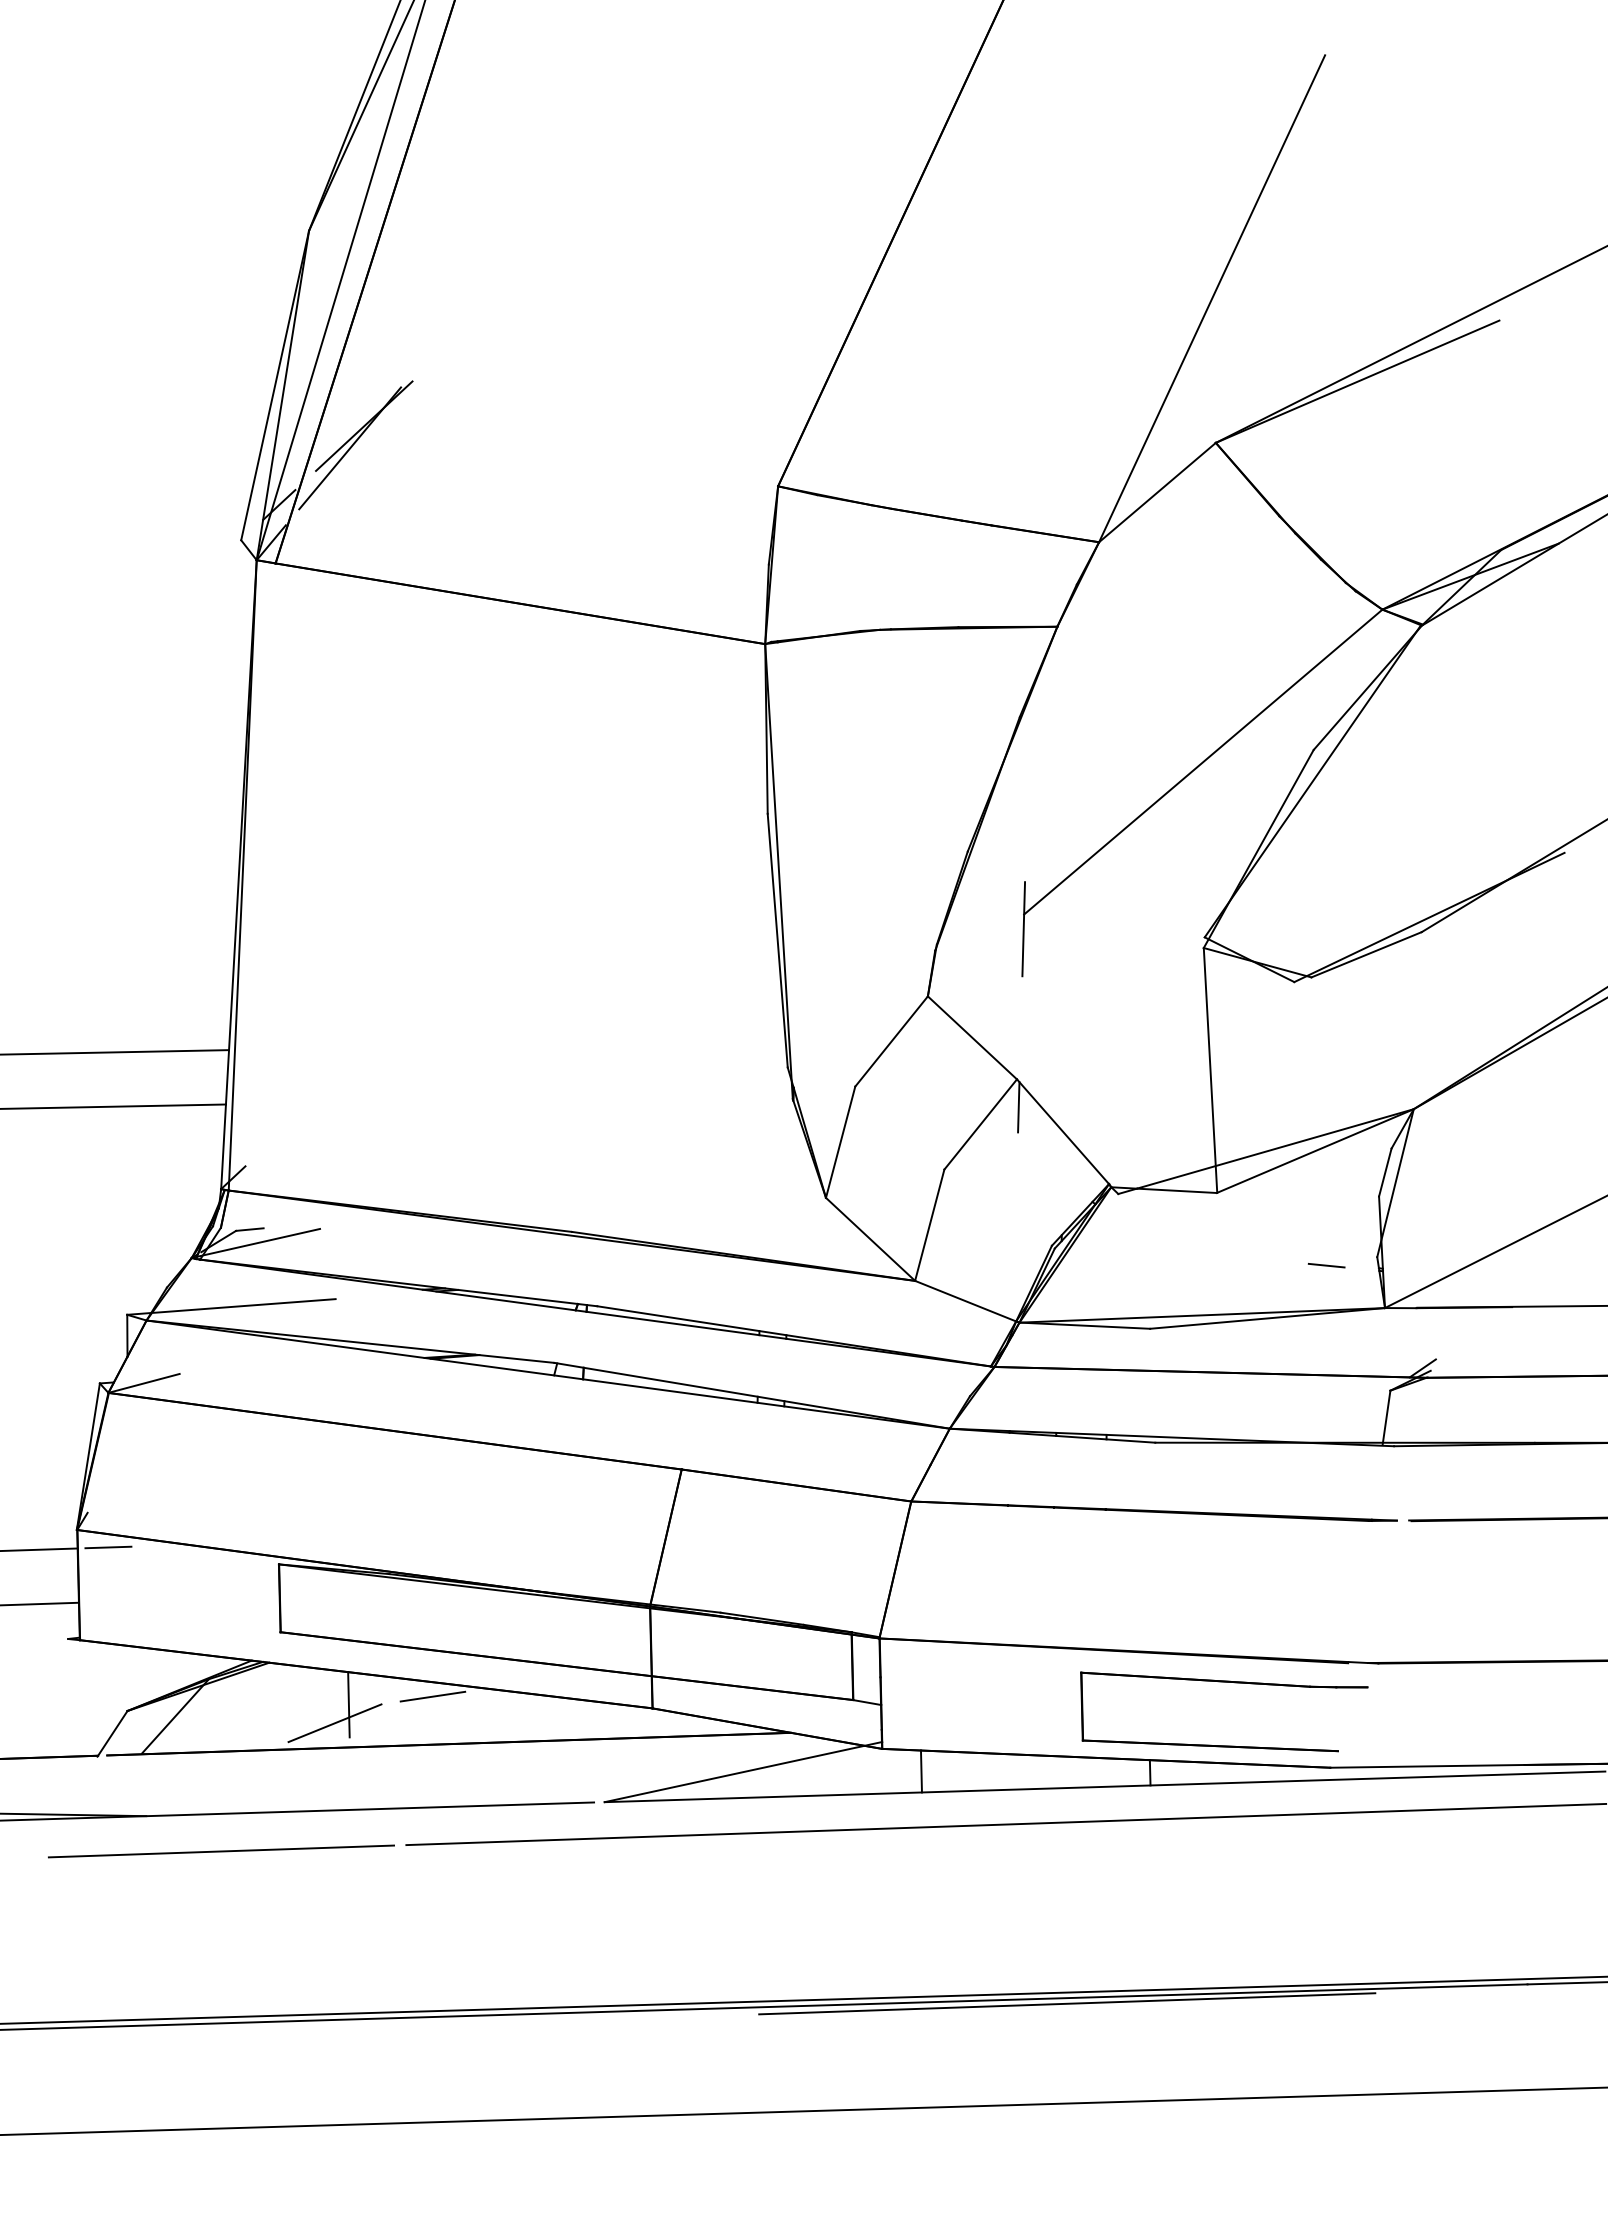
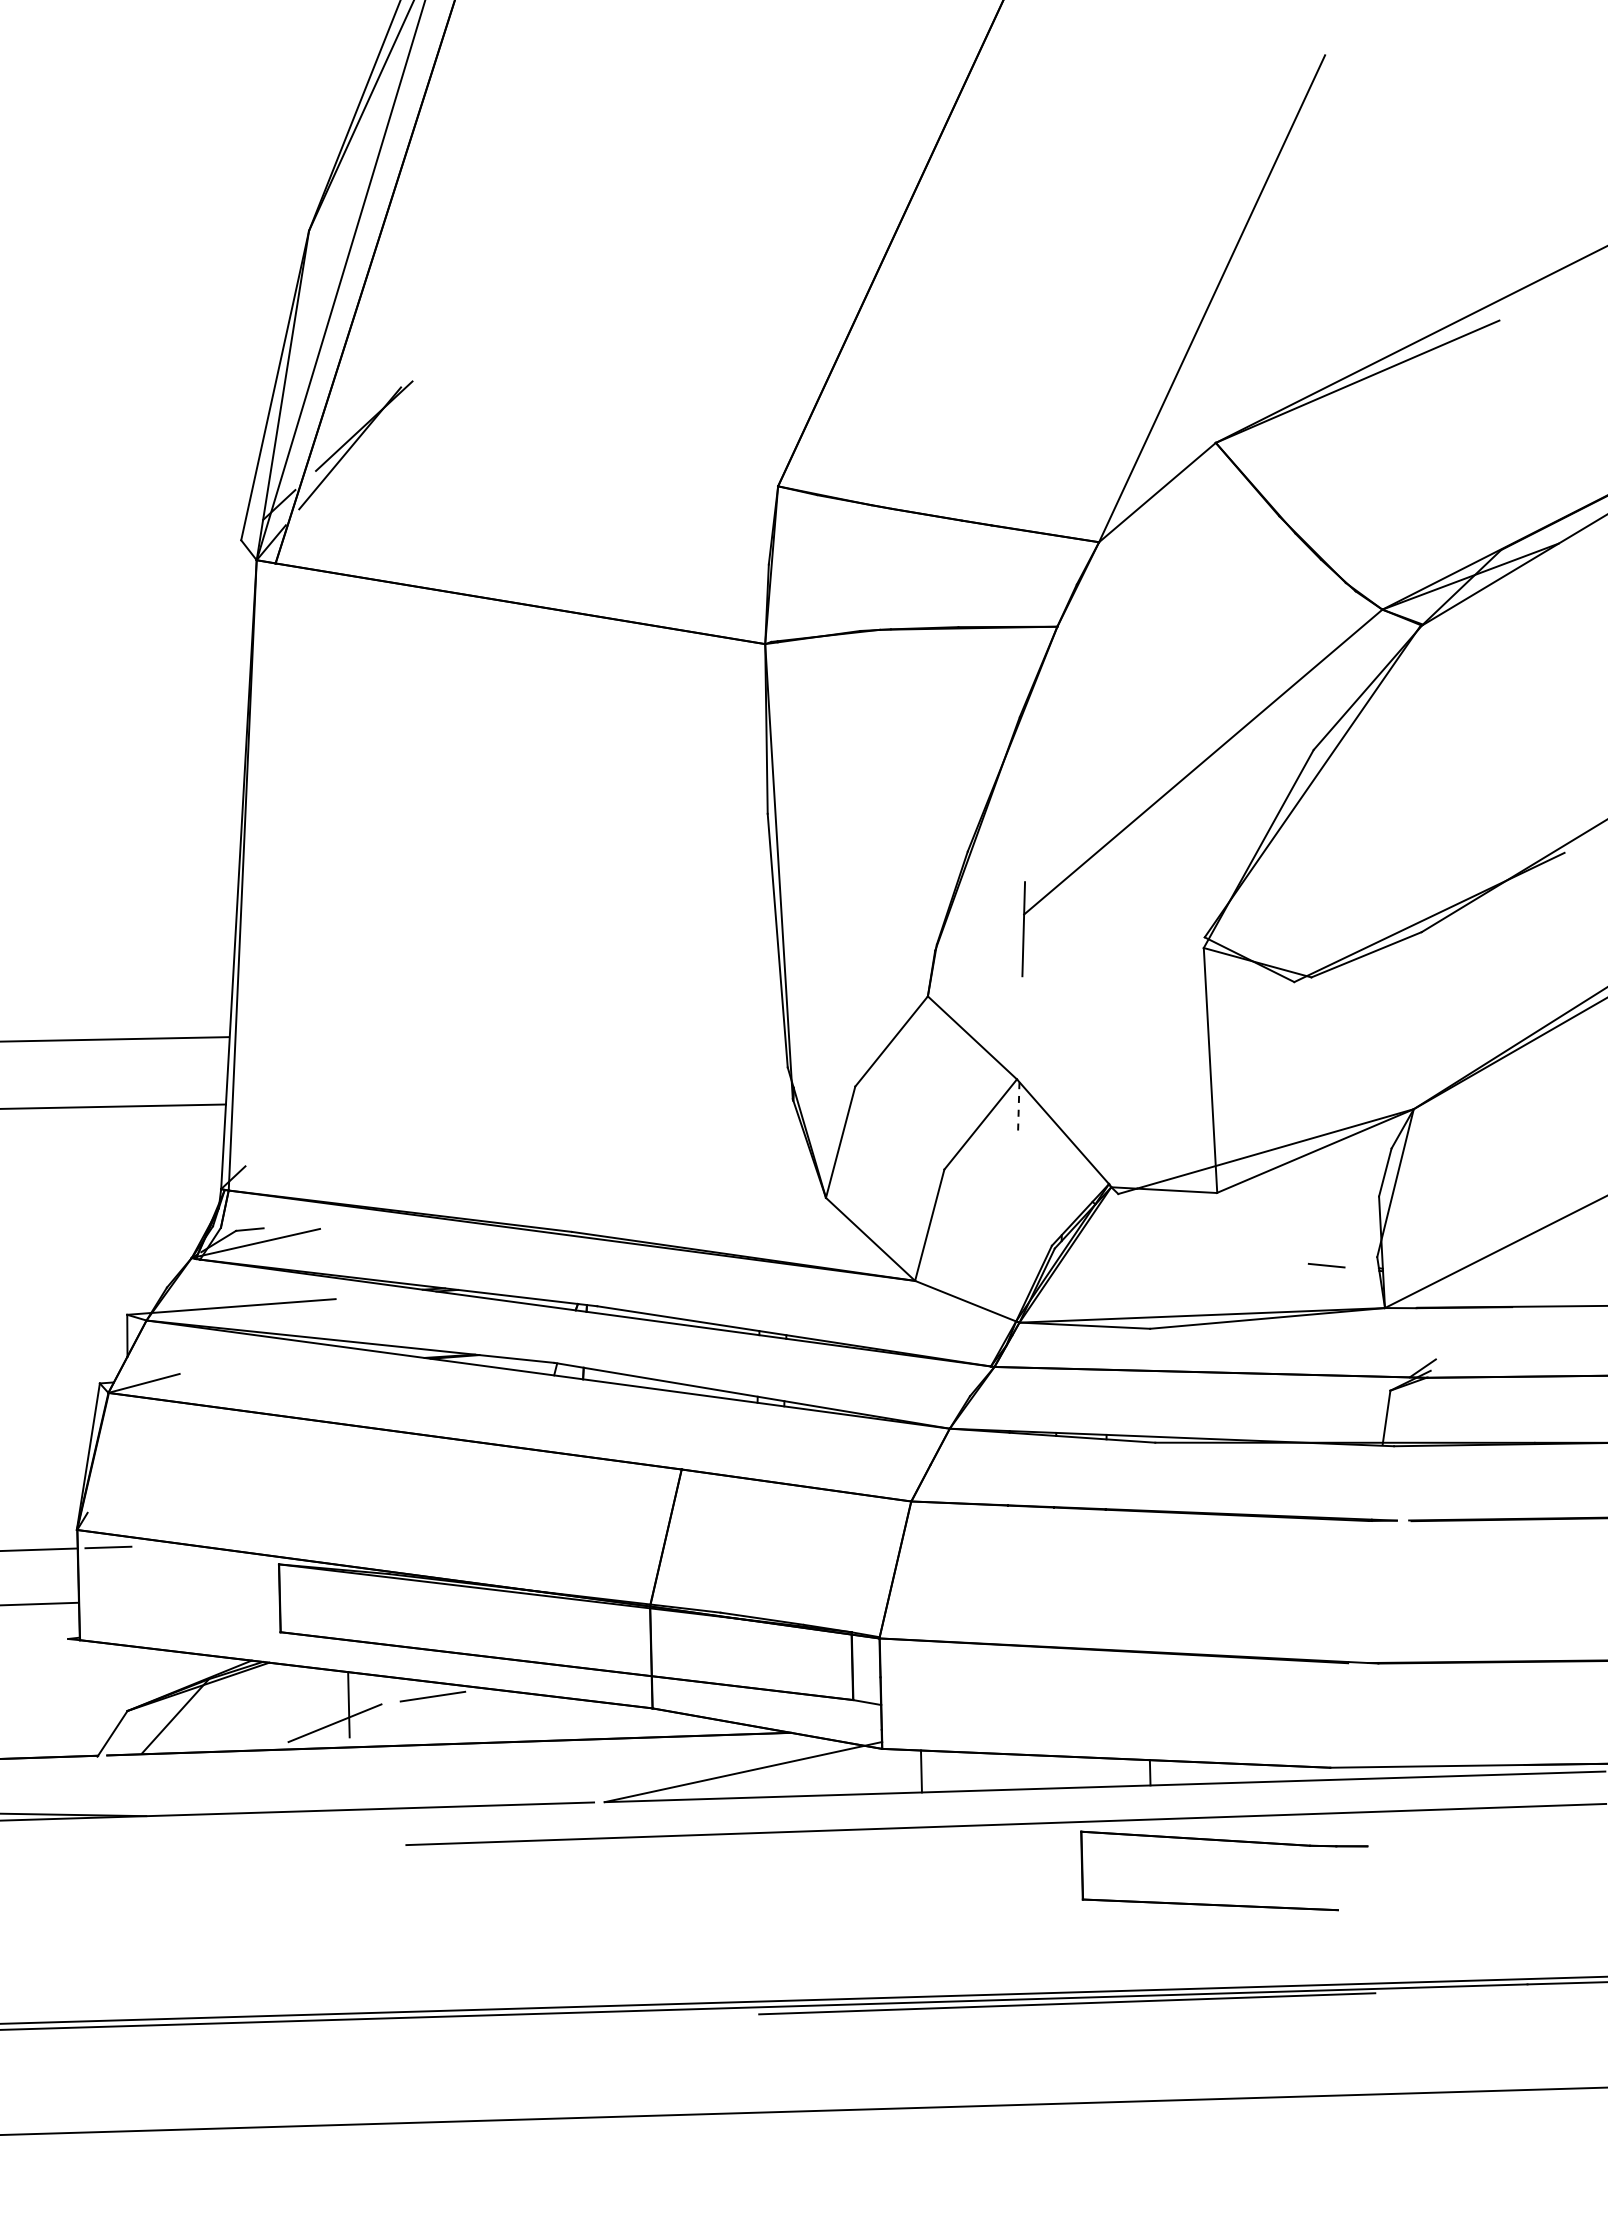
line position: (115, 1052) -> (115, 1039) (115, 1039)
line: solid -> dashed (1018, 1107)
part position: (1224, 1682) -> (1224, 1841) (1224, 1841)
line: present -> none (221, 1851)
